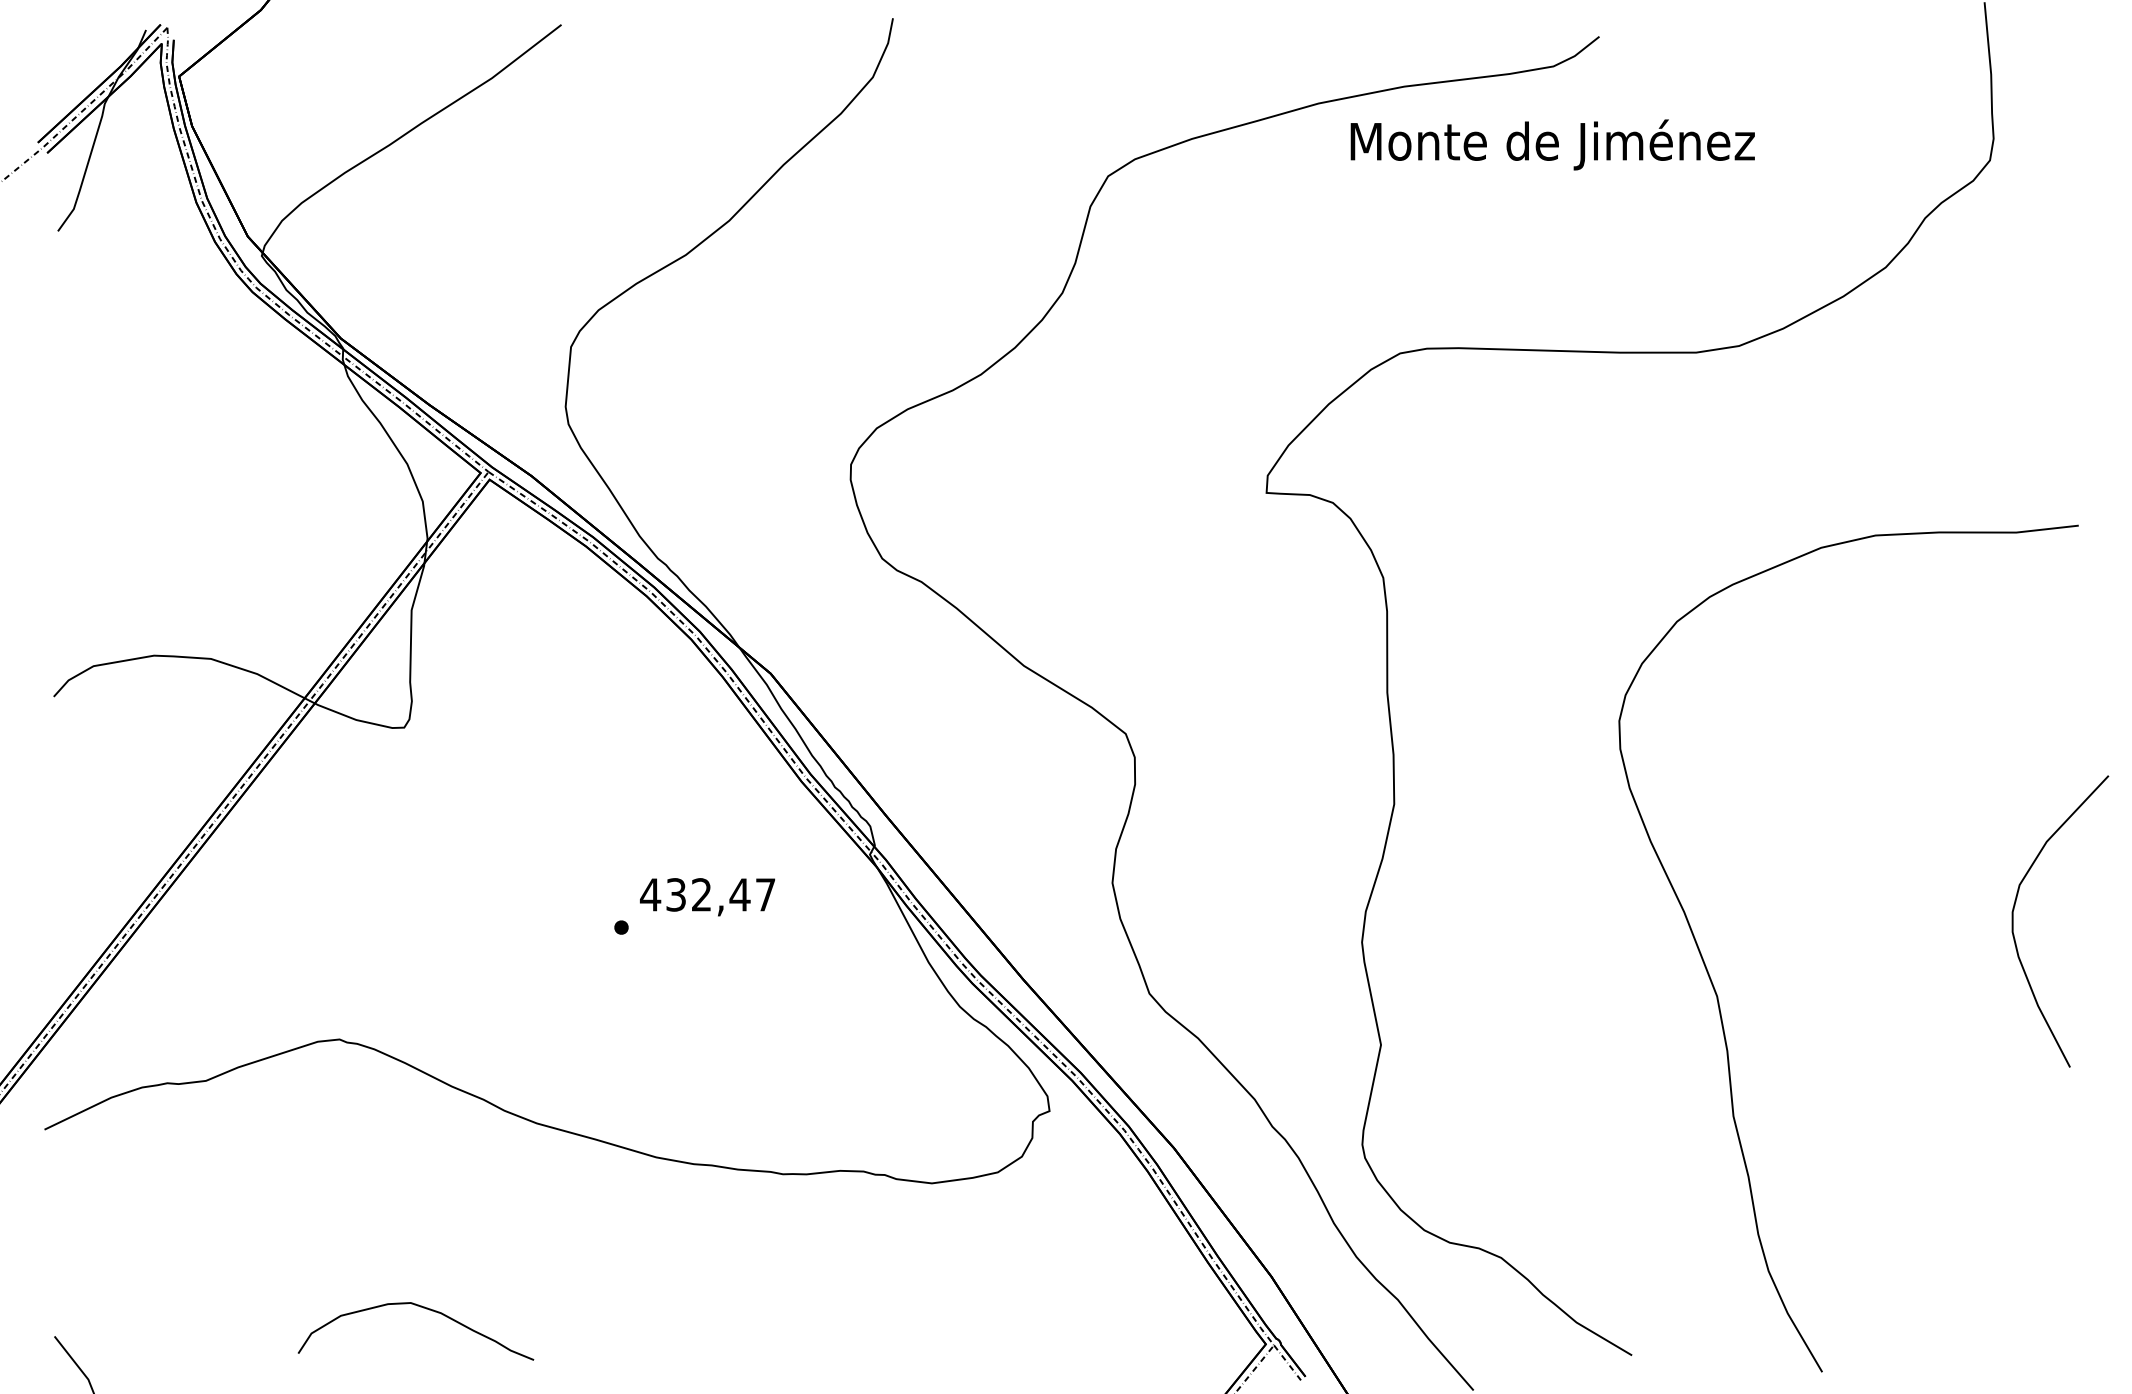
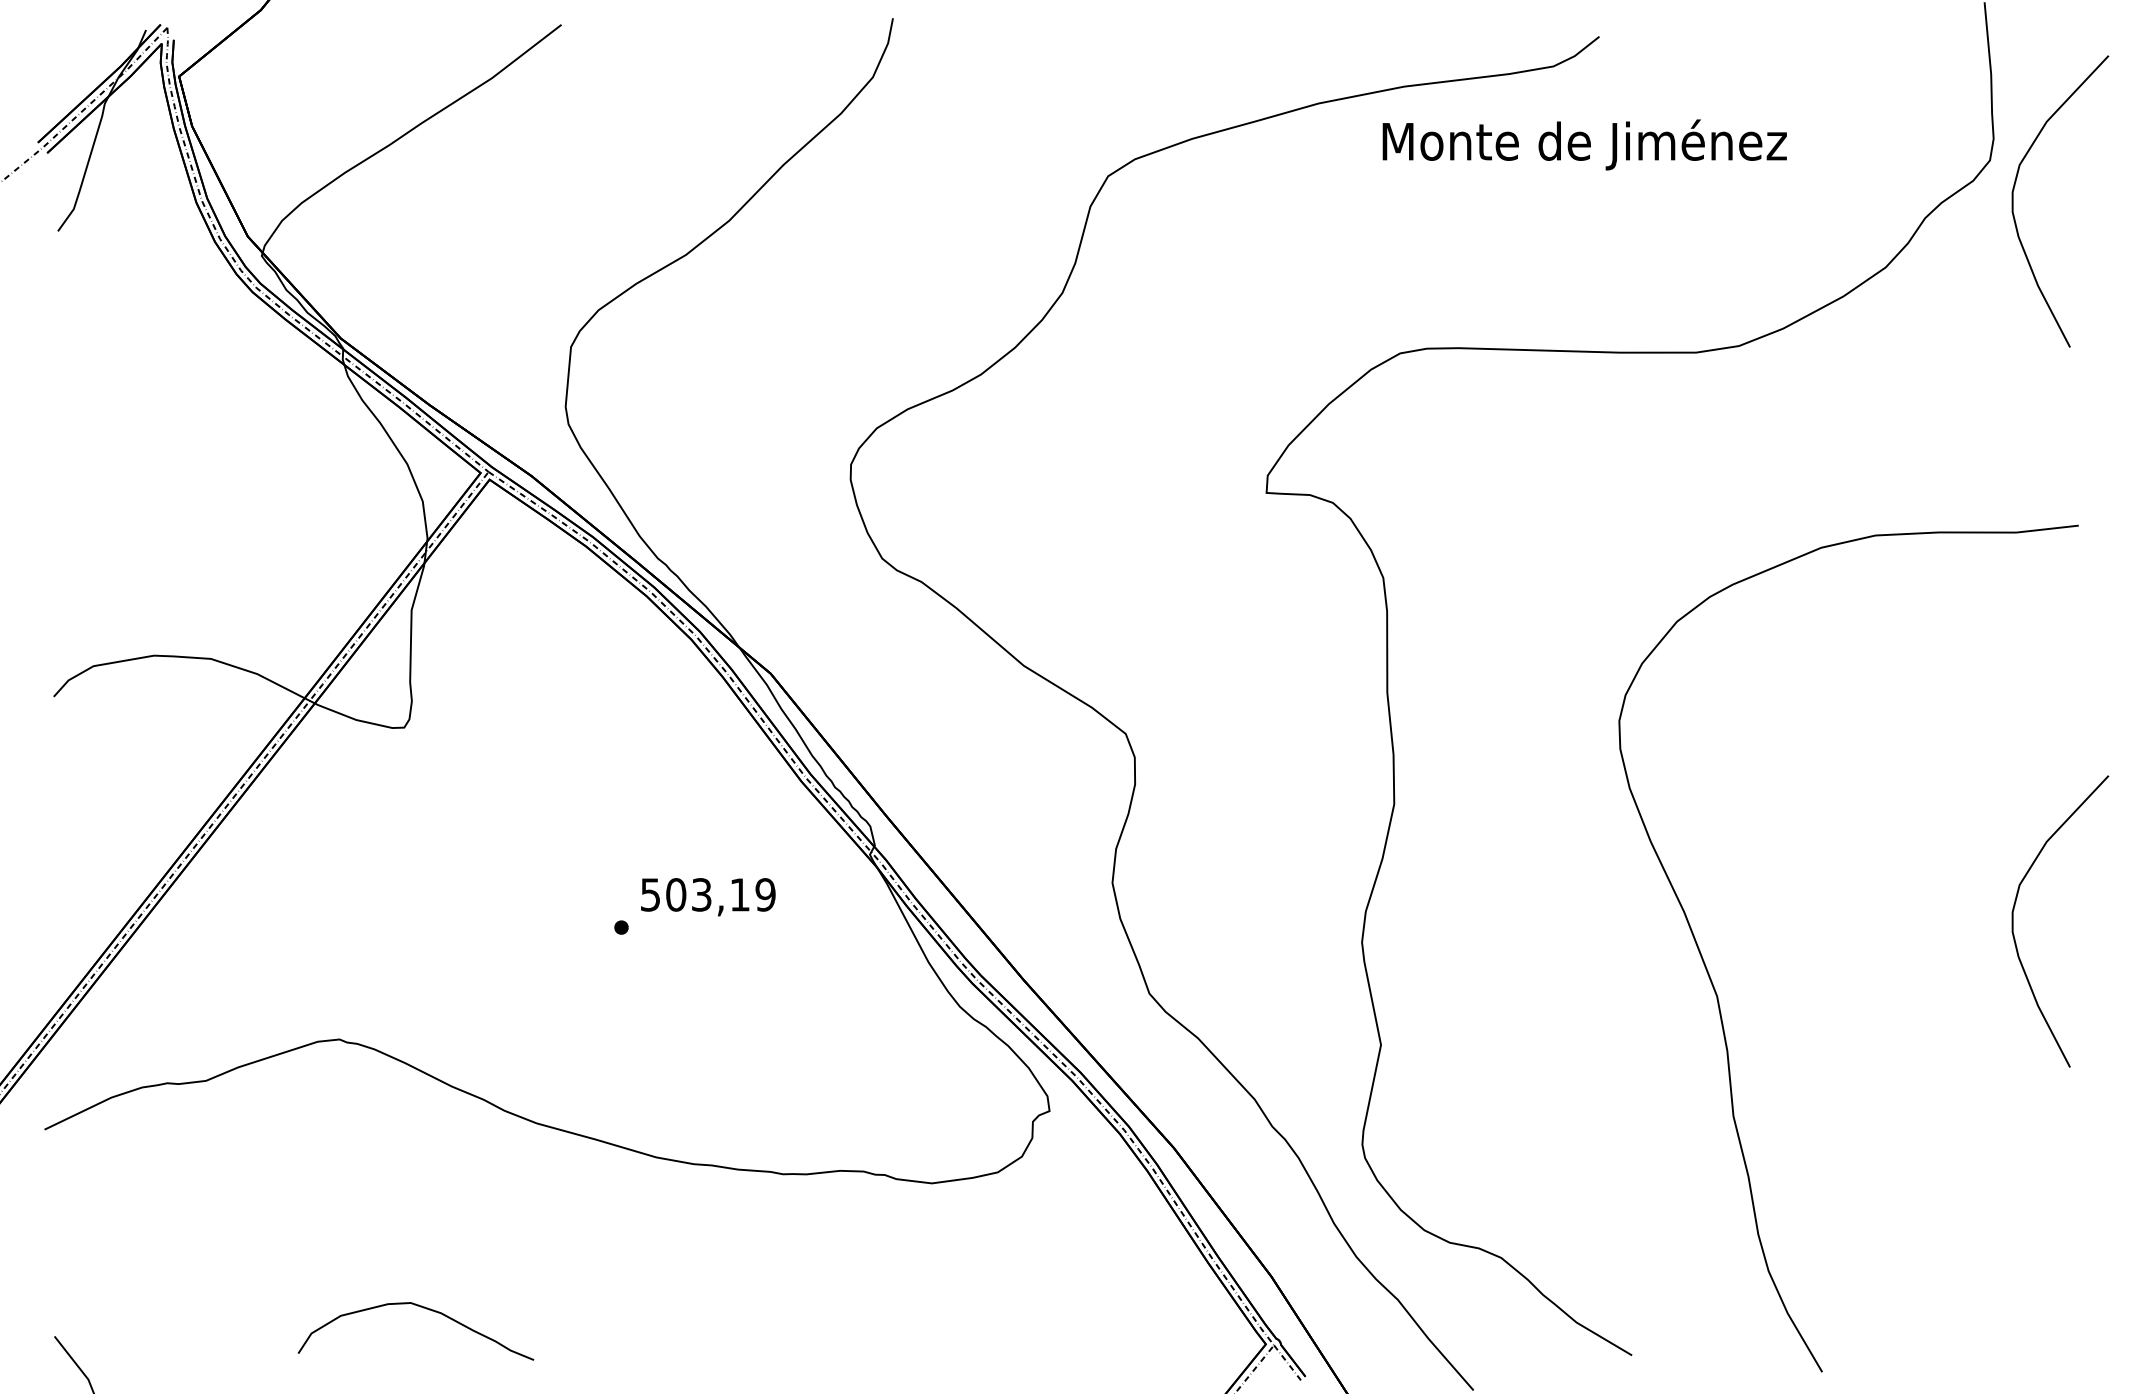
text position: (1552, 144) -> (1584, 144) (1584, 144)
curve: none -> present (2013, 201)
text: 432,47 -> 503,19 (707, 894)
